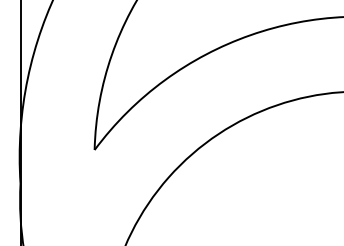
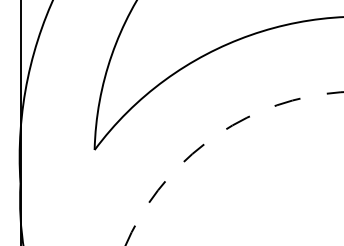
arc: solid -> dashed (213, 137)
